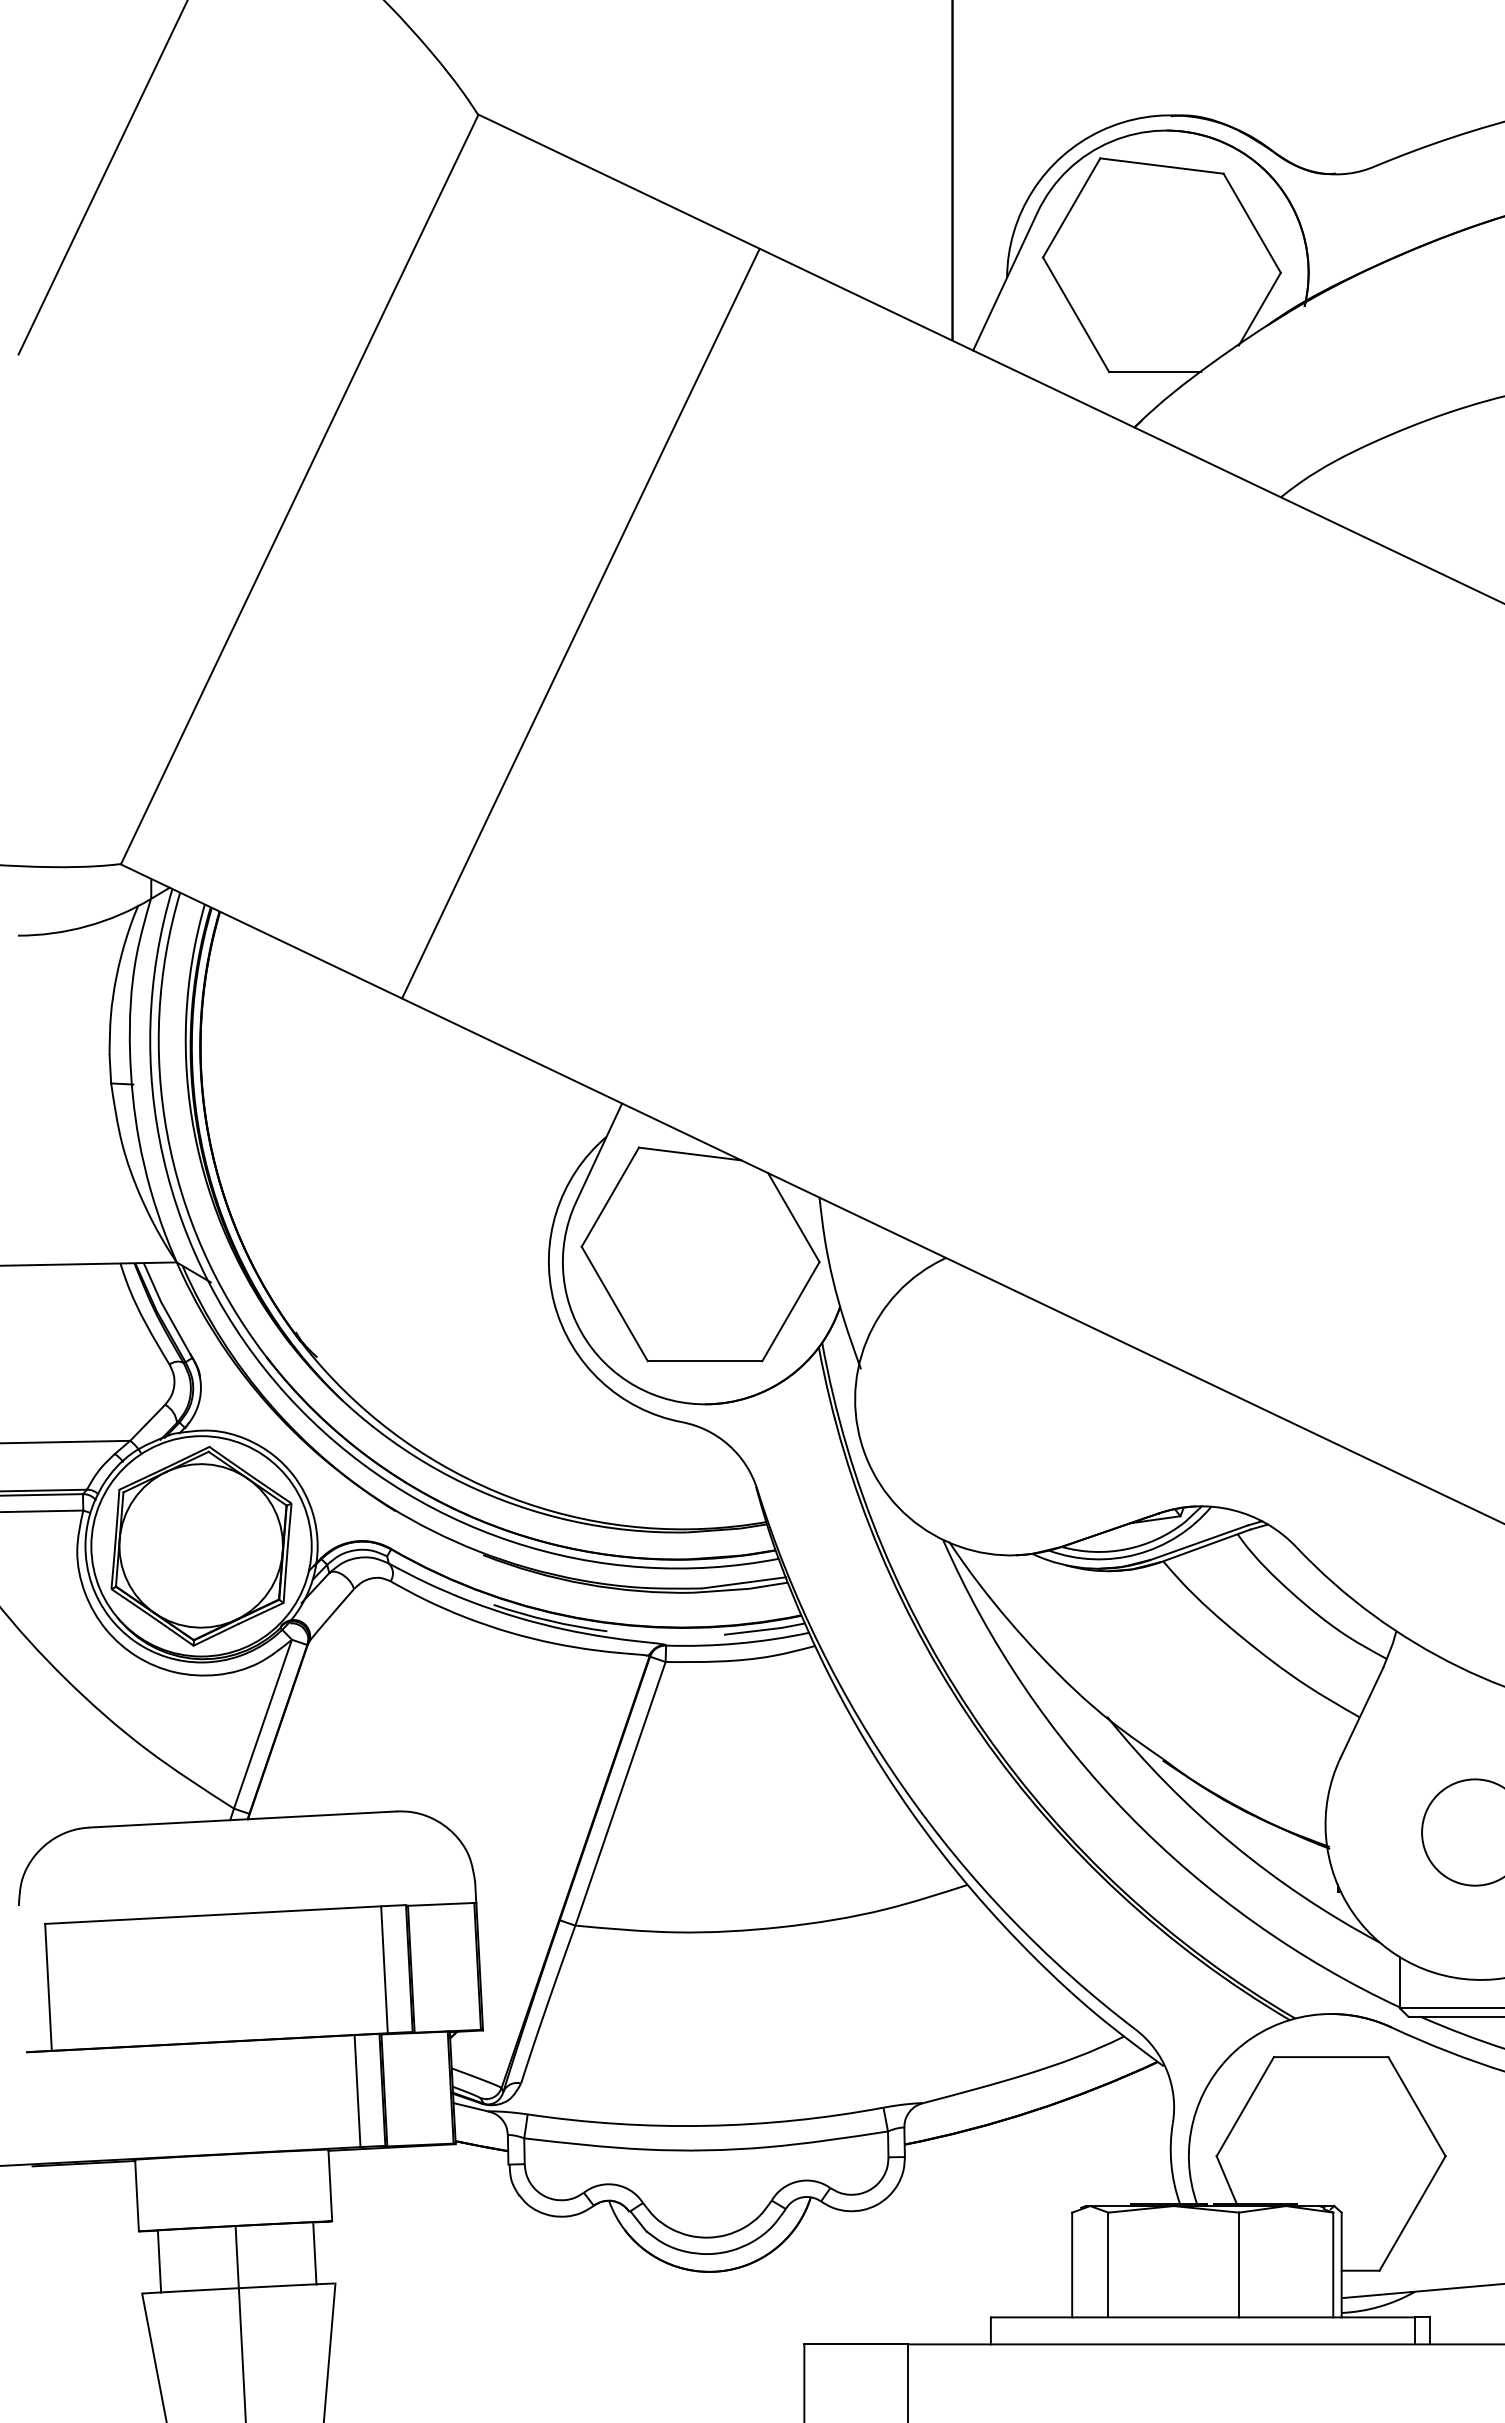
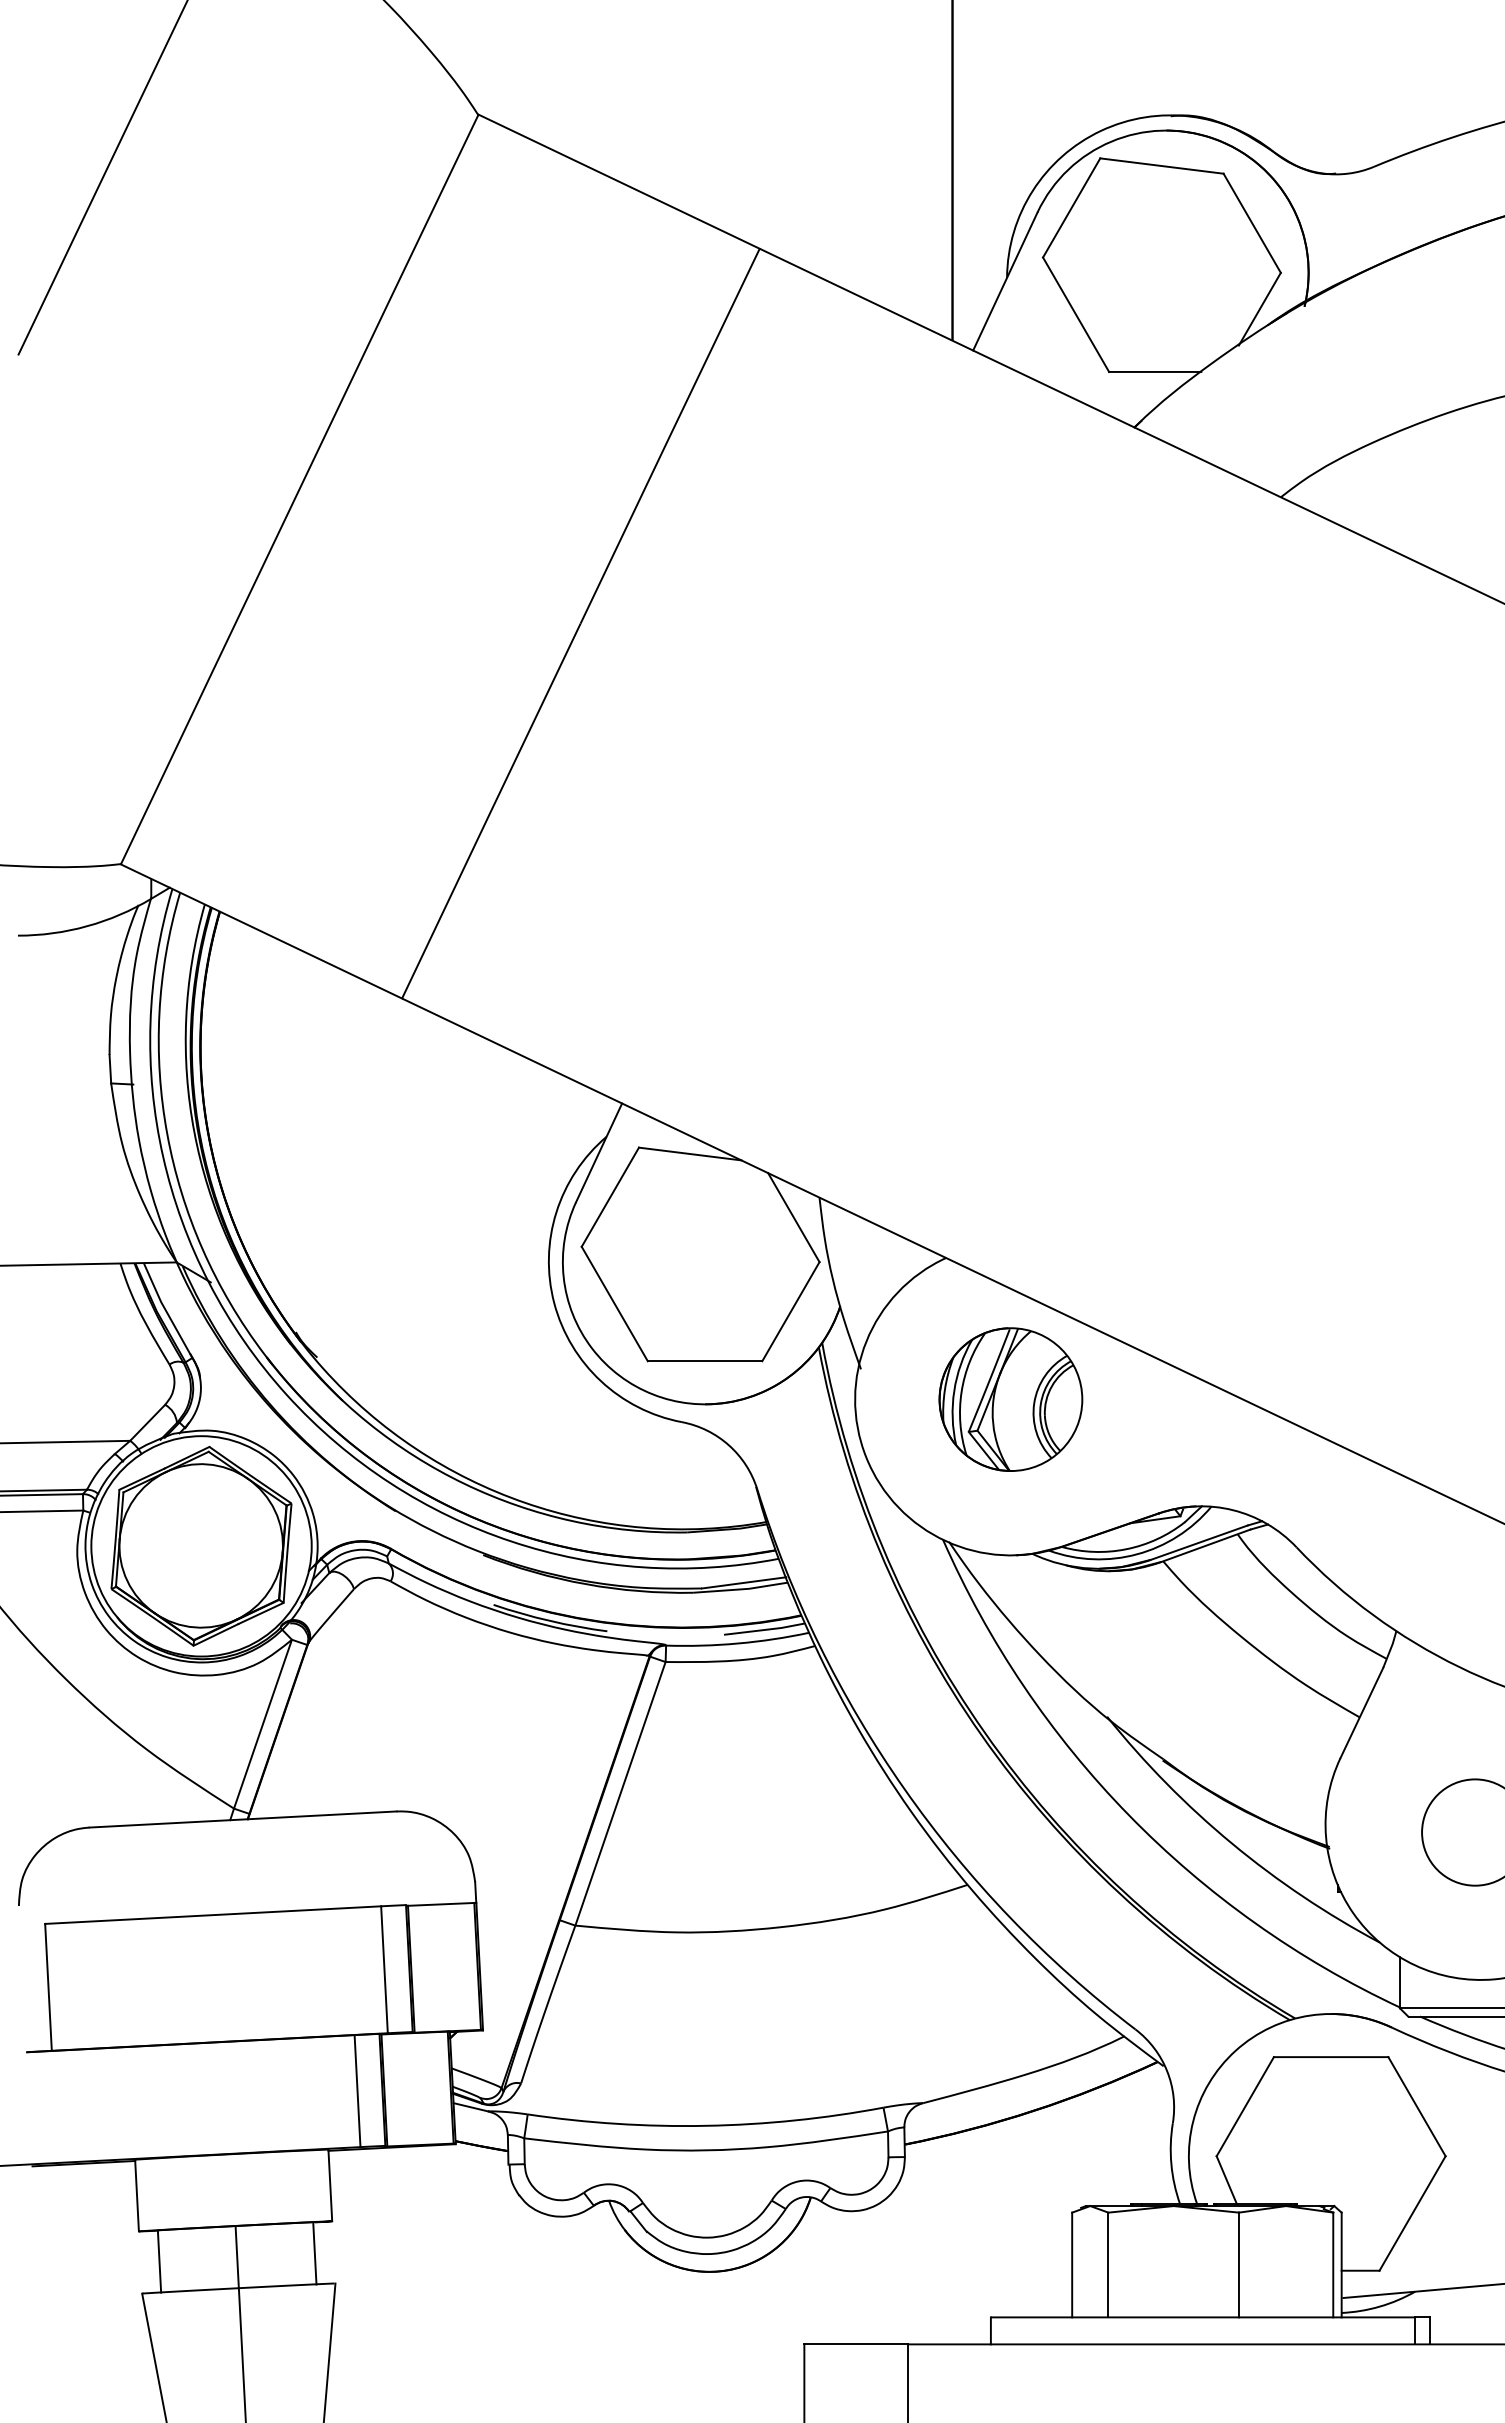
part: none -> present (1010, 1399)
